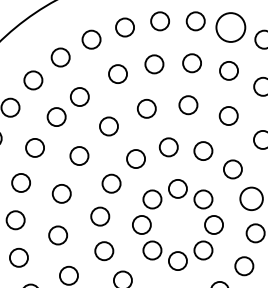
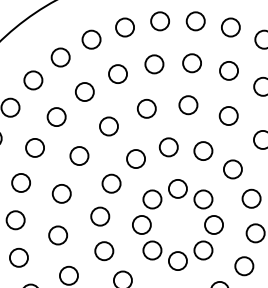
circle diameter: 29 px -> 18 px (230, 27)
circle position: (79, 96) -> (84, 91) (84, 91)
circle size: 25x25 px -> 21x21 px (251, 198)
